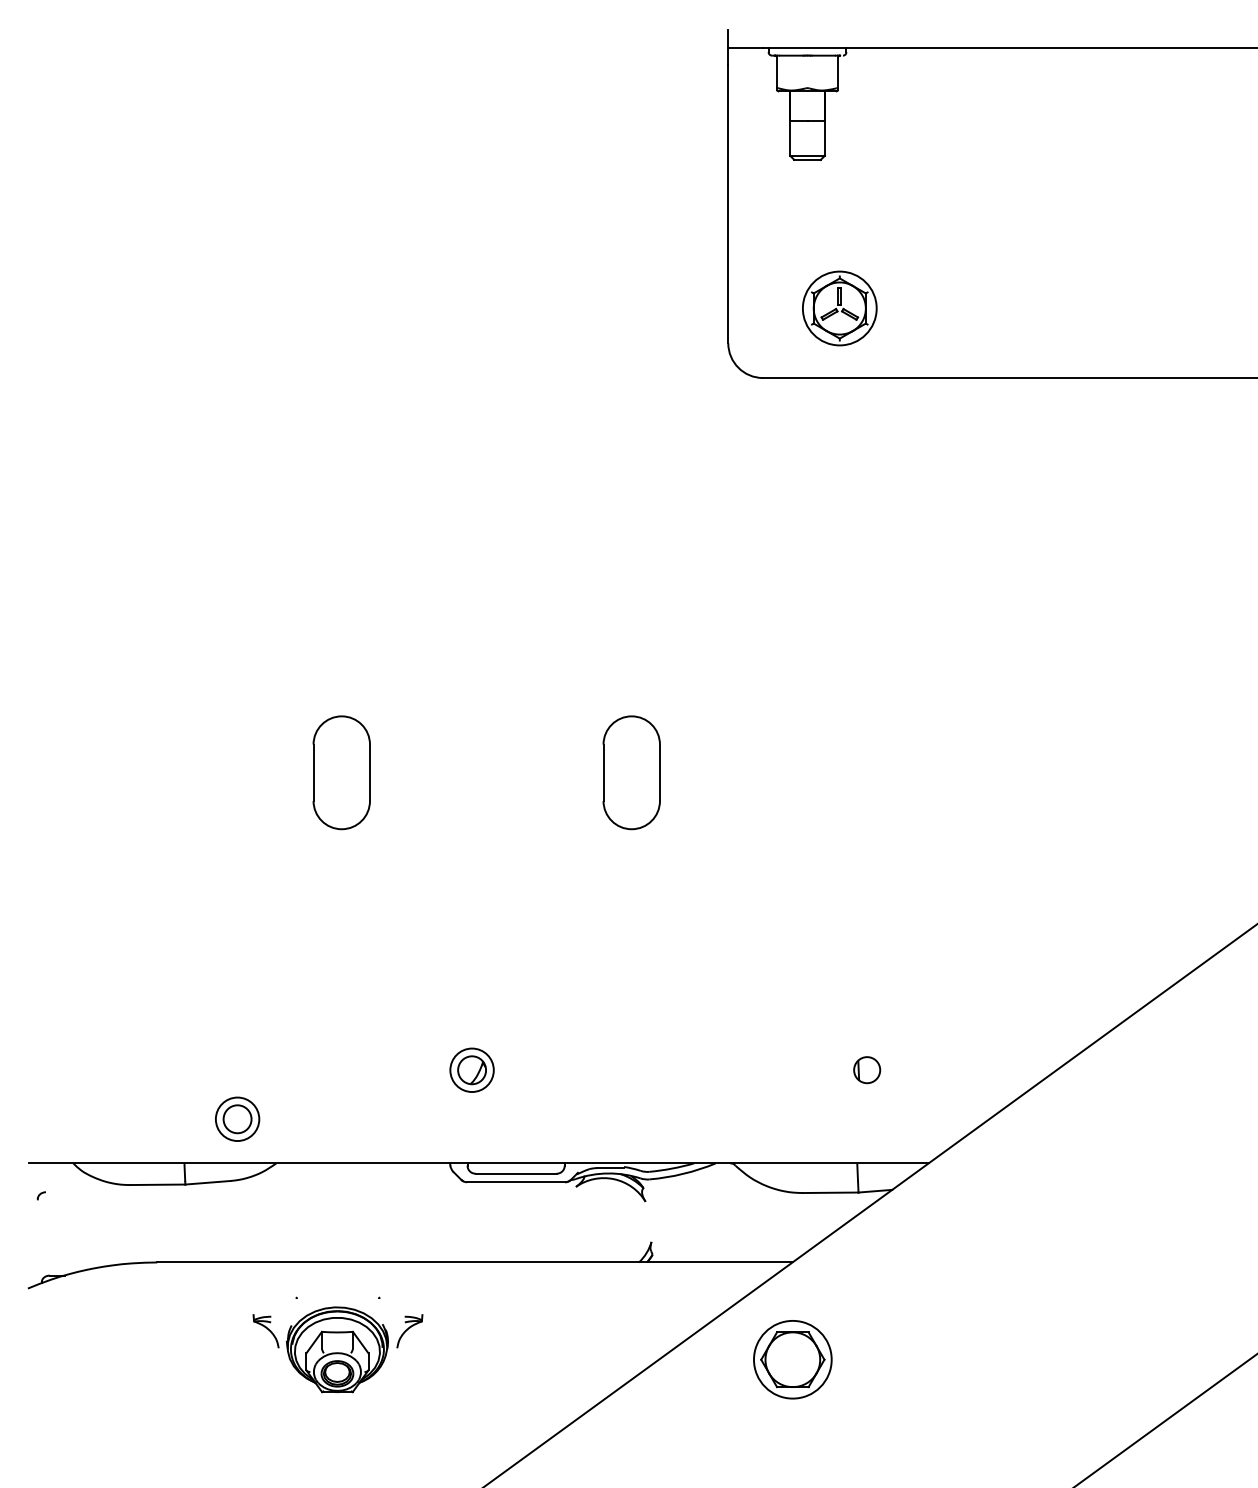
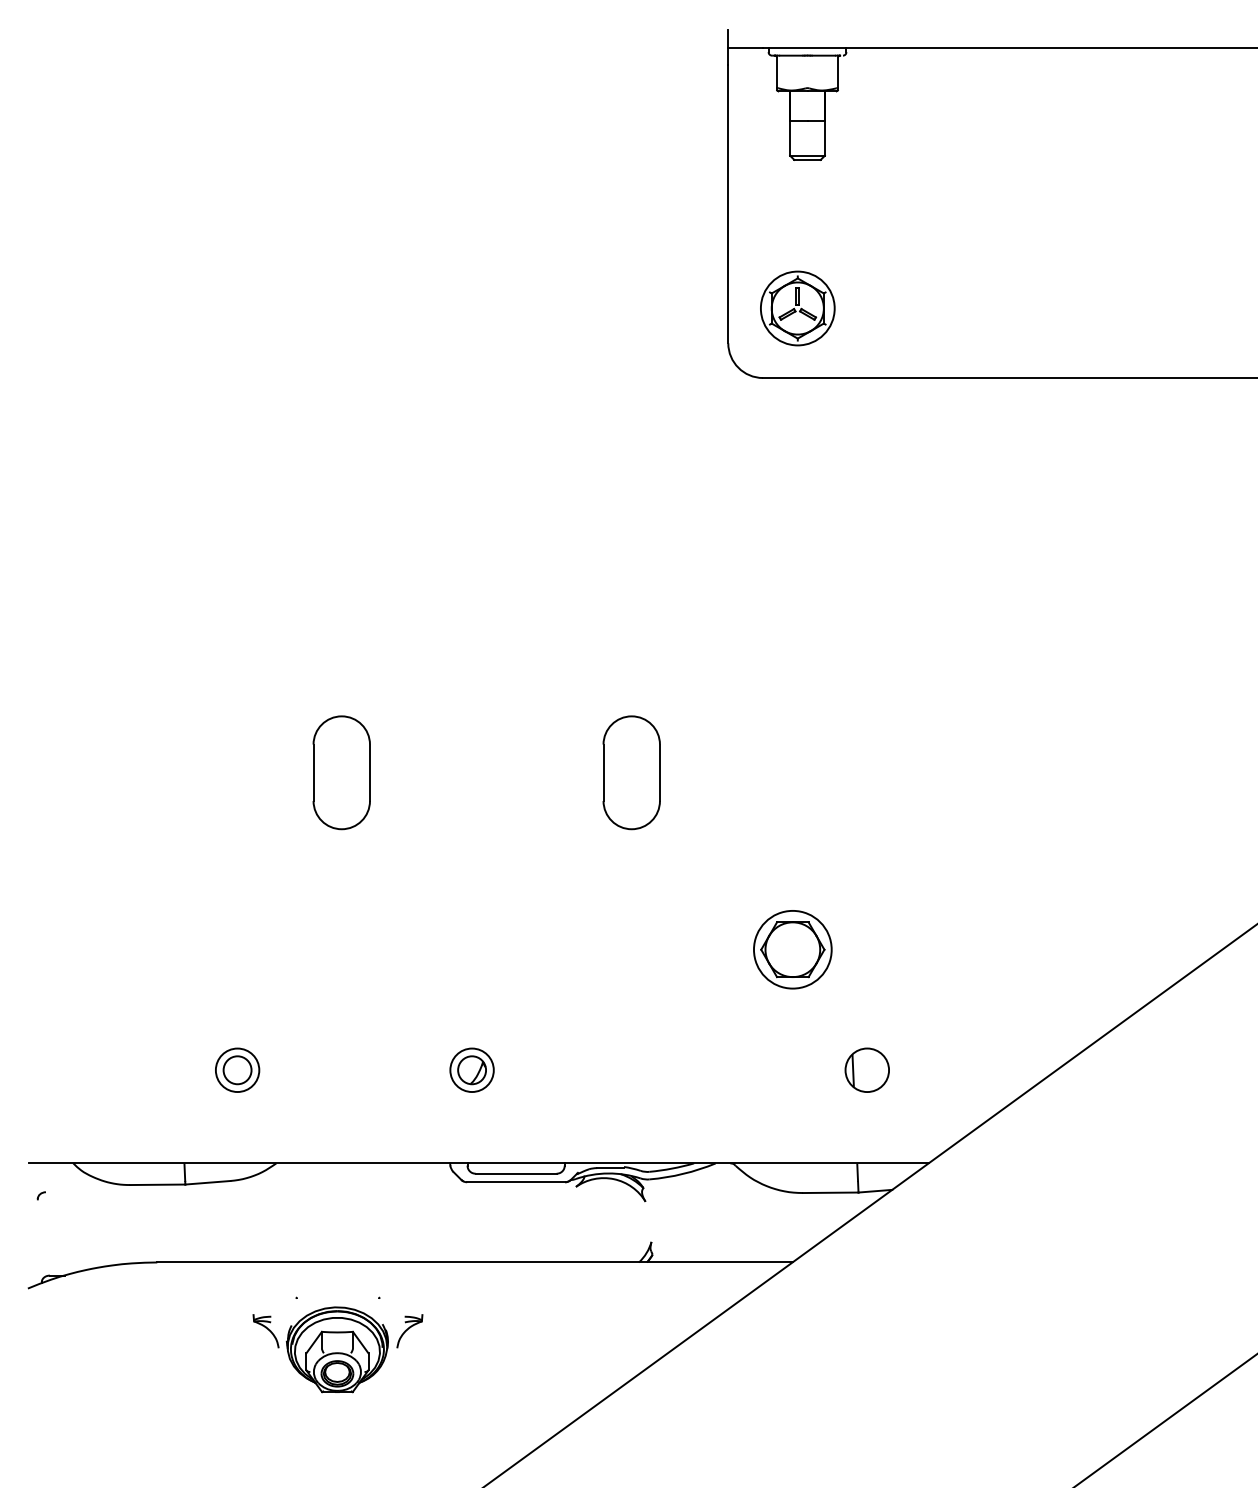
part position: (839, 308) -> (797, 308) (797, 308)
part size: 29x29 px -> 46x46 px (866, 1069)
part position: (237, 1118) -> (237, 1069) (237, 1069)
part position: (792, 1359) -> (792, 949) (792, 949)
